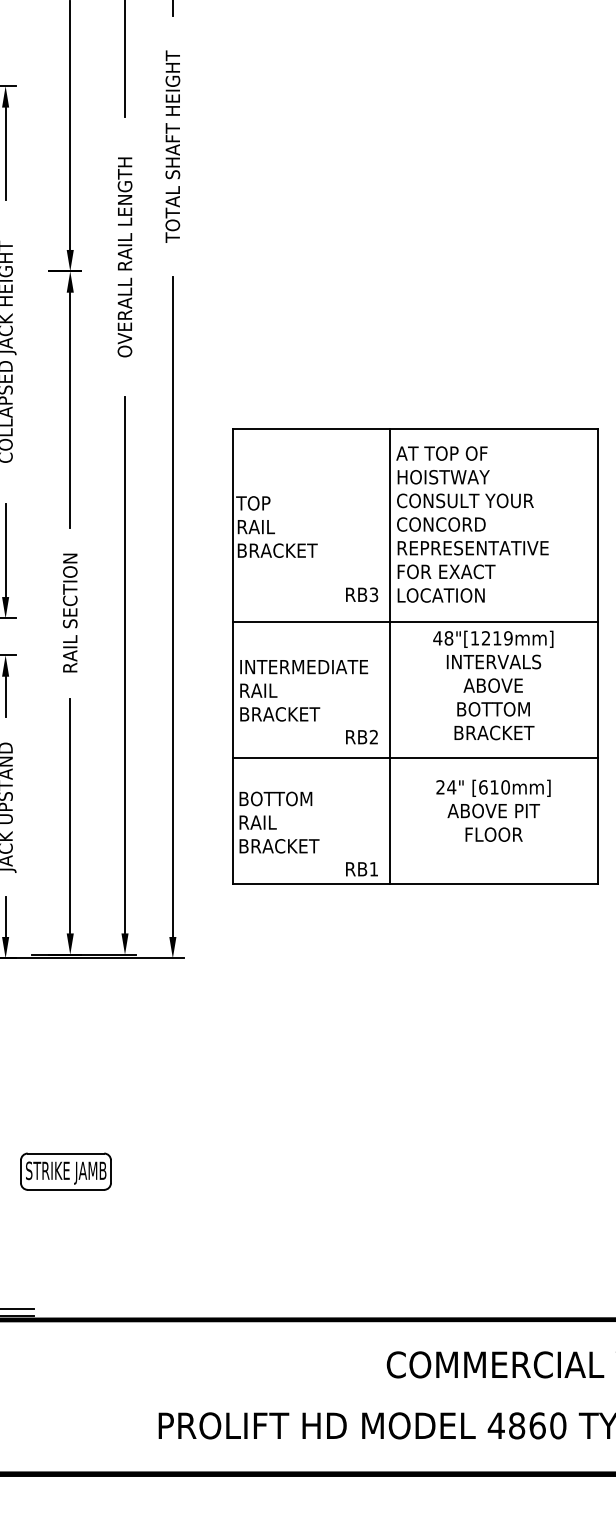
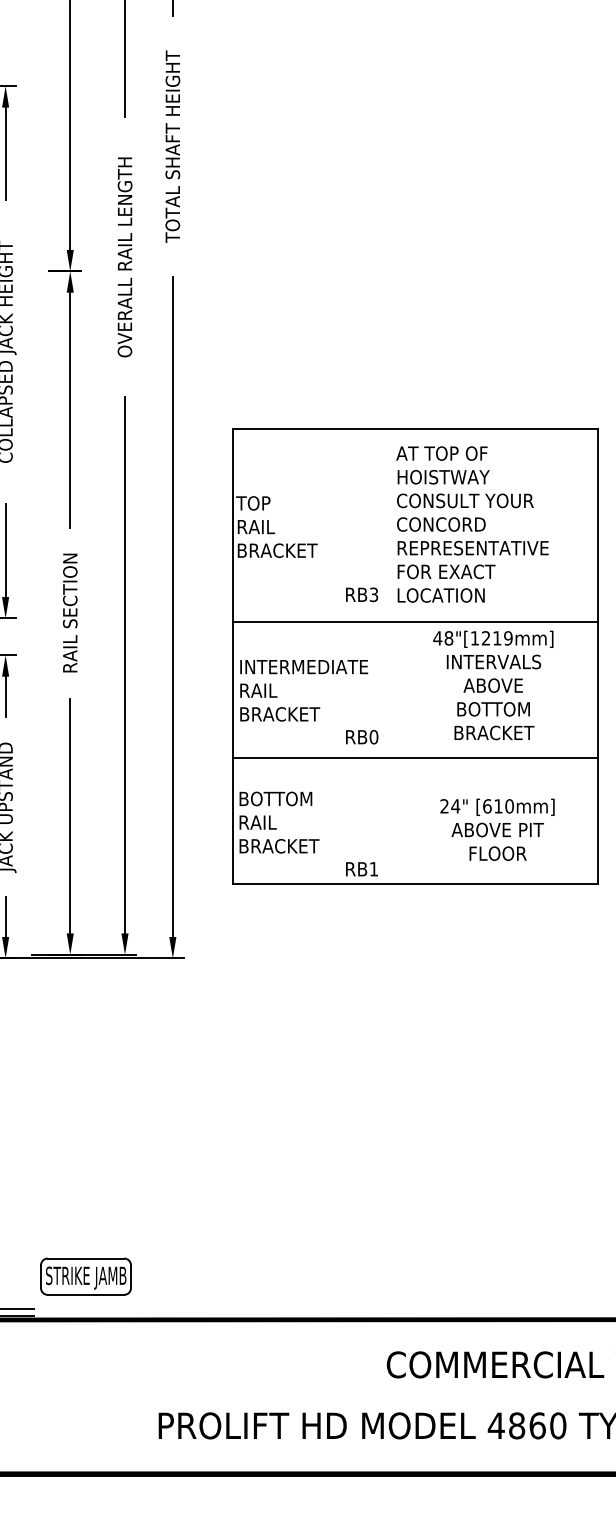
line: present -> none (389, 655)
text: RB2 -> RB0 (373, 737)
text position: (493, 810) -> (497, 829) (497, 829)
part position: (65, 1171) -> (85, 1276) (85, 1276)
